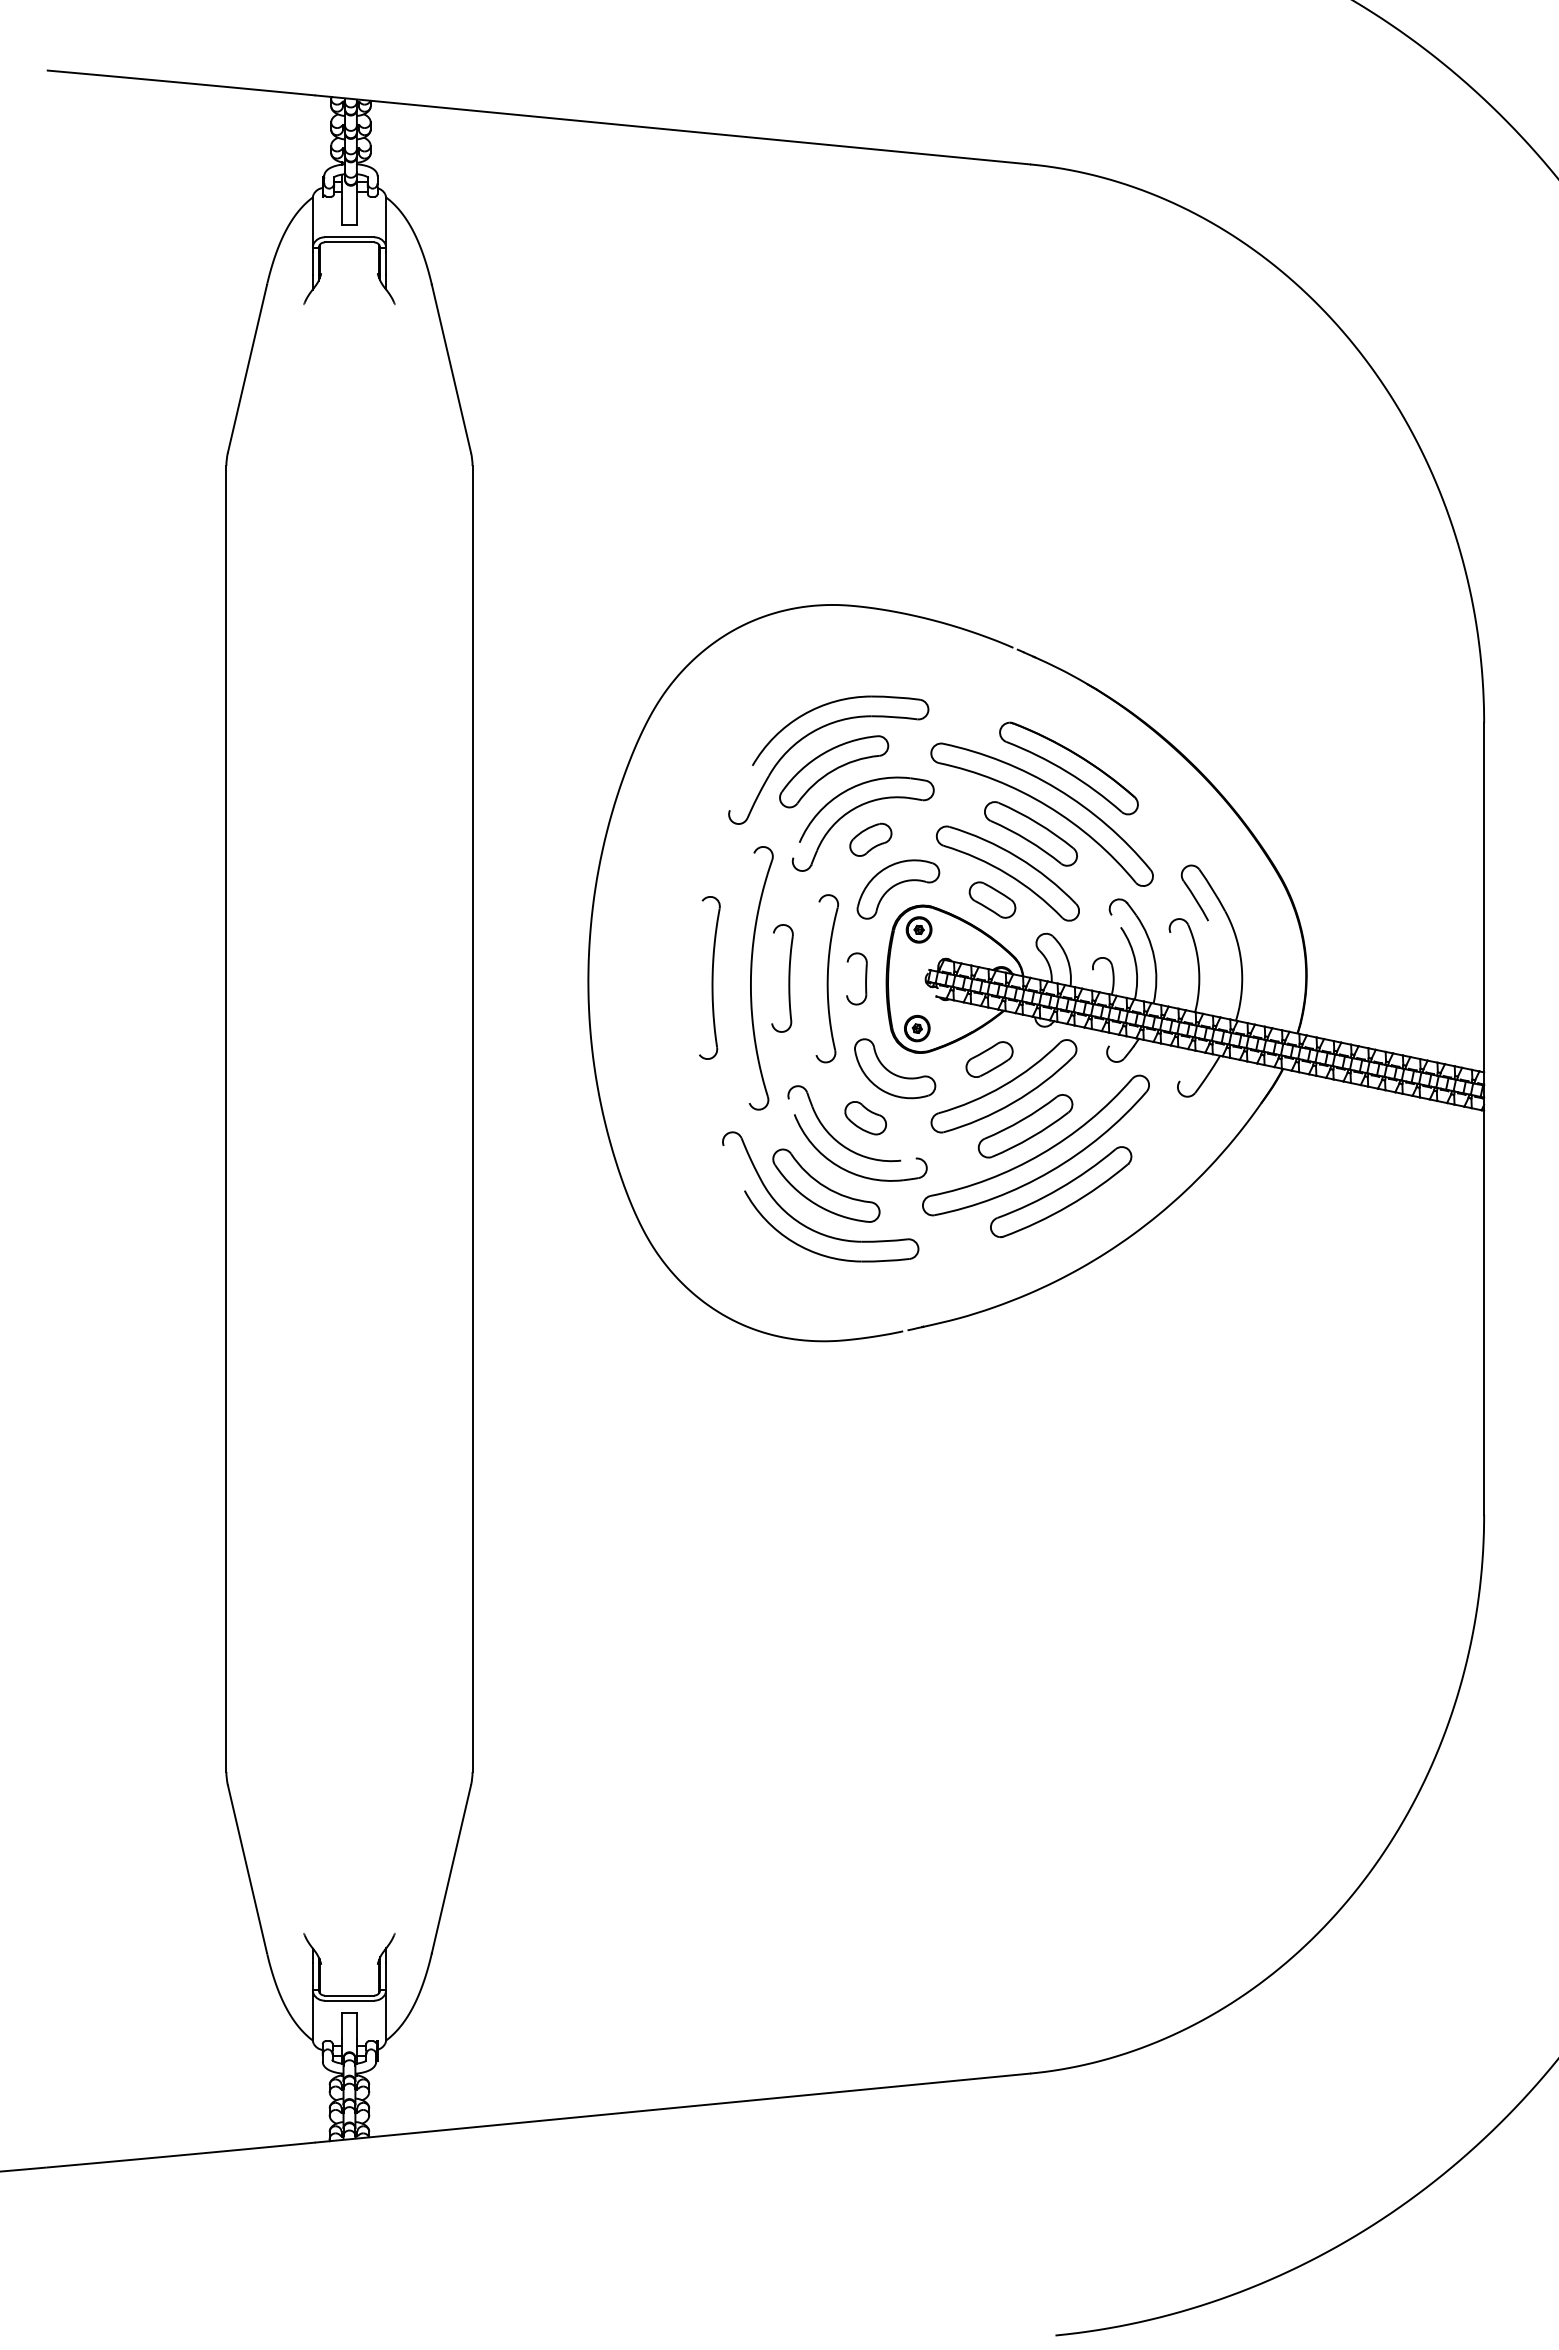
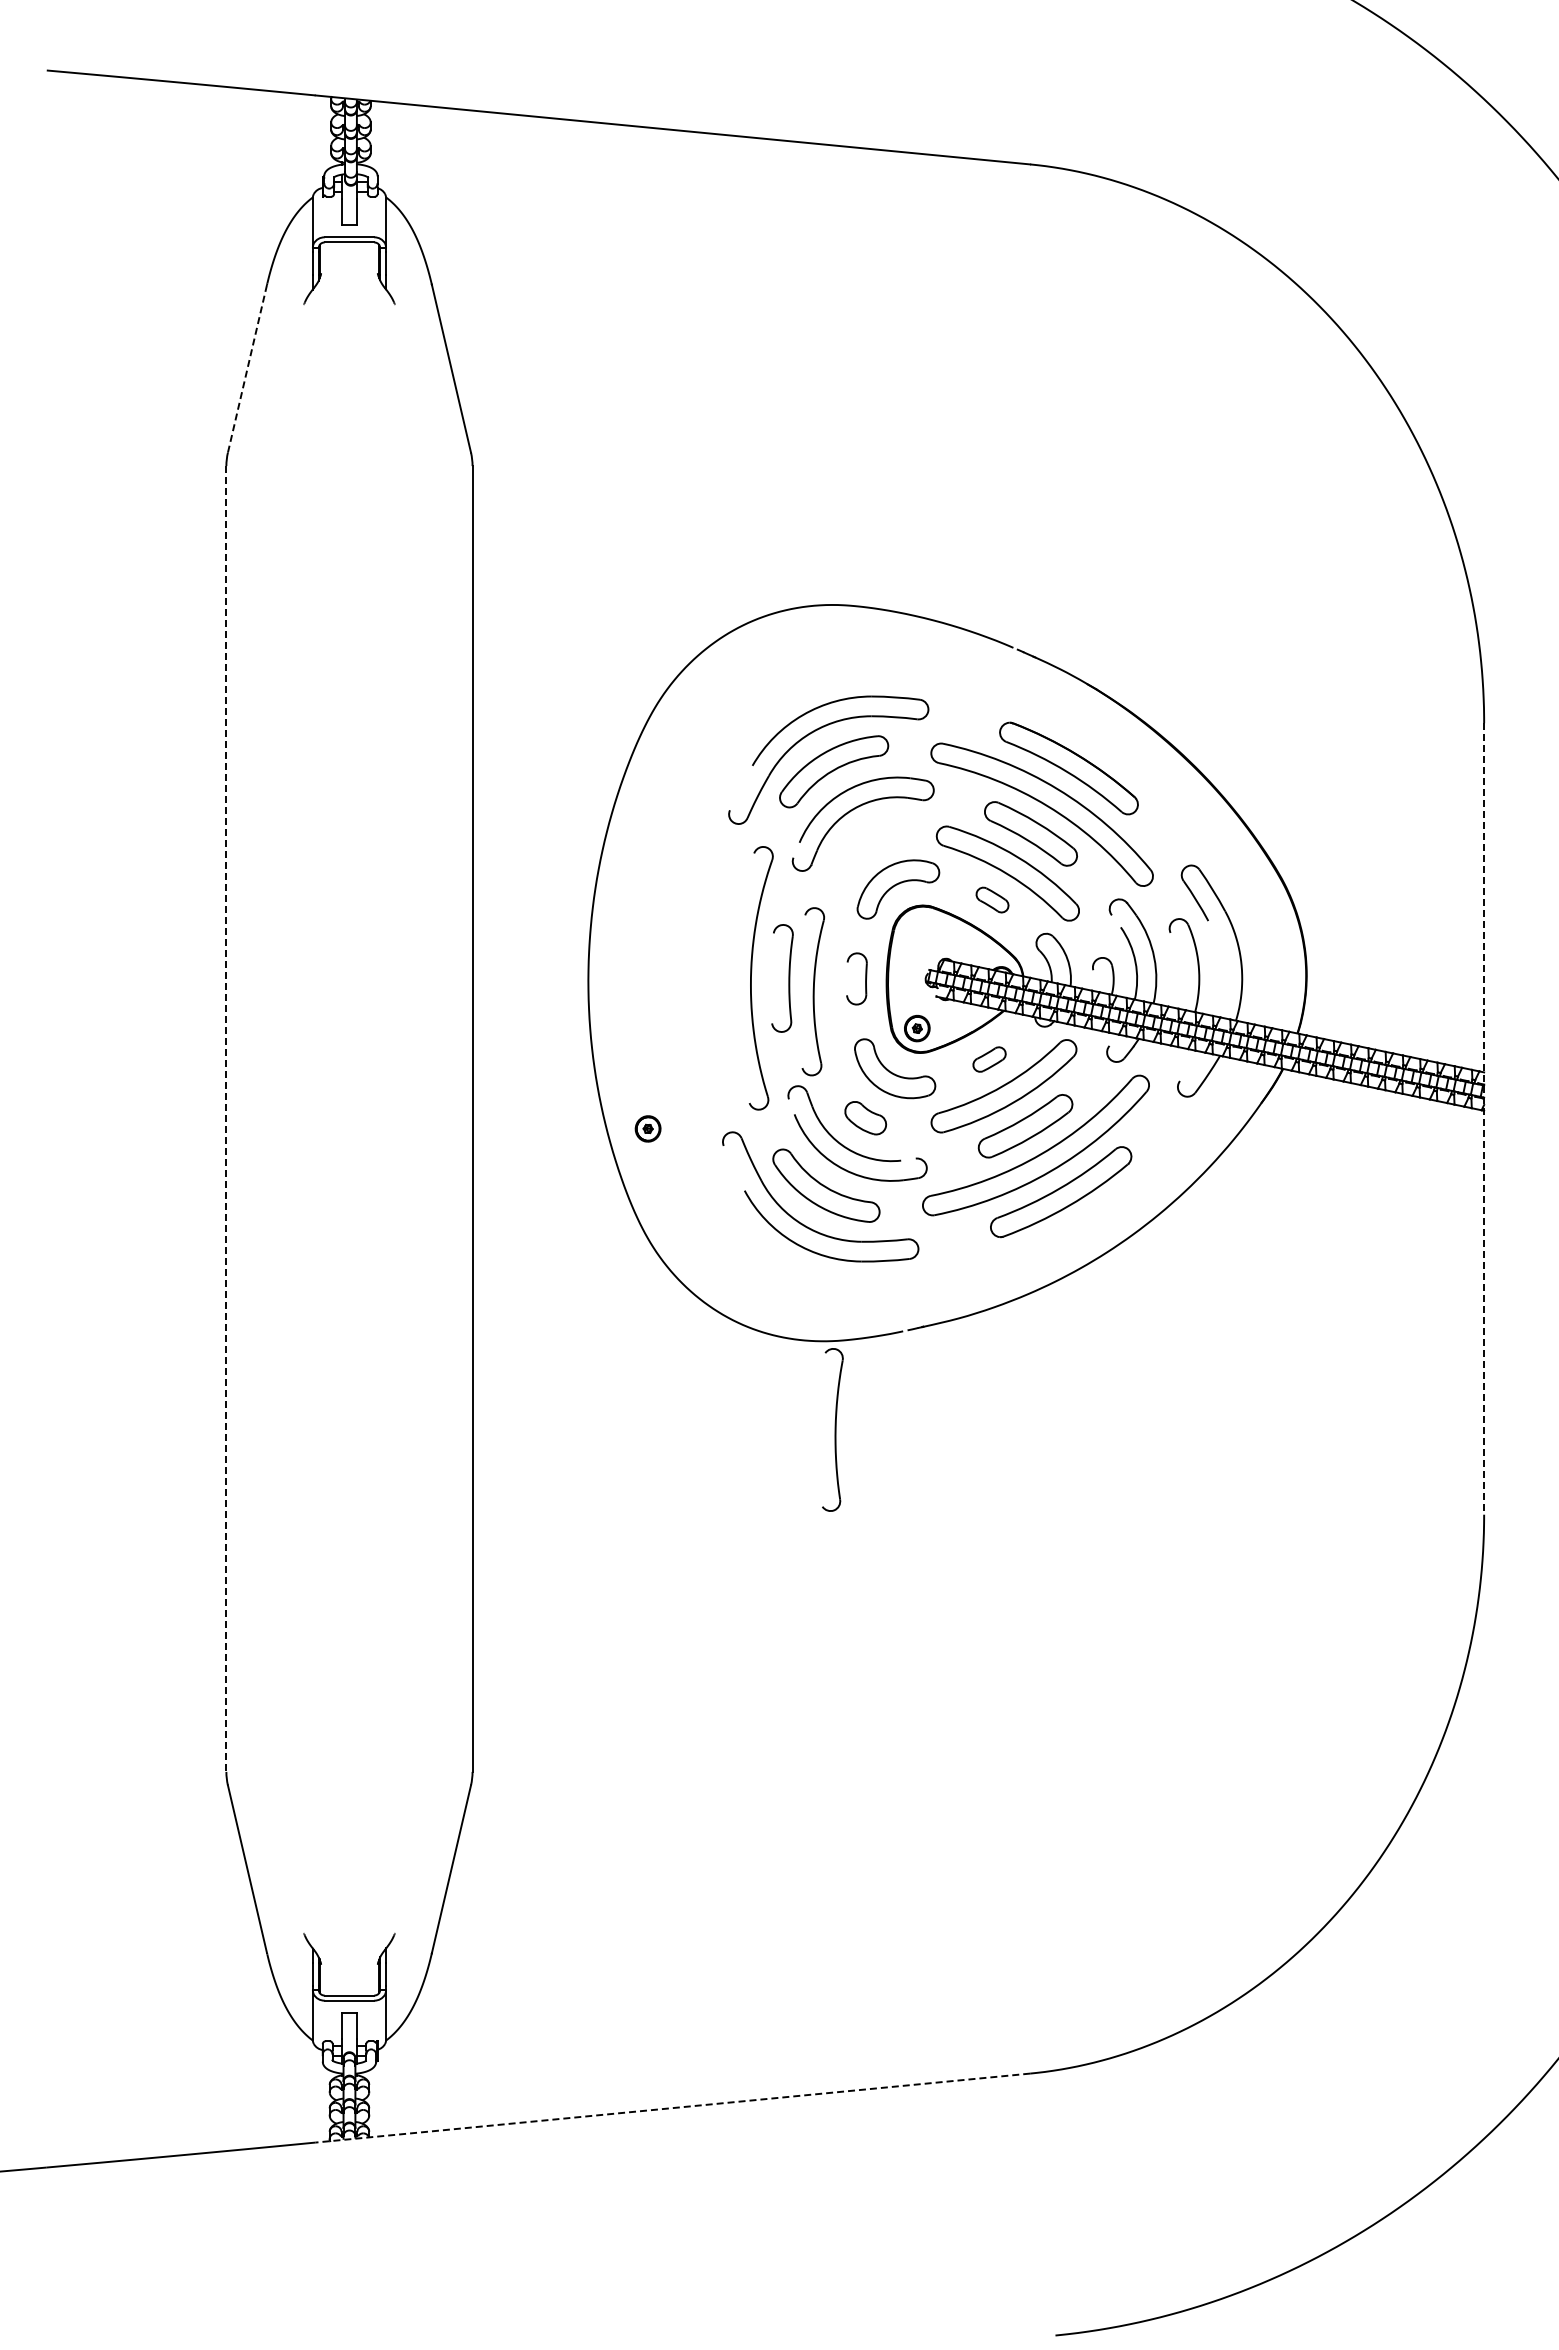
line: solid -> dashed (247, 369)
part: present -> none (870, 839)
part size: 49x38 px -> 35x28 px (992, 899)
part position: (918, 929) -> (647, 1128) (647, 1128)
part position: (709, 977) -> (832, 1429) (832, 1429)
part position: (826, 978) -> (812, 991) (812, 991)
part size: 49x37 px -> 35x27 px (989, 1059)
line: solid -> dashed (226, 1119)
line: solid -> dashed (1484, 1119)
line: solid -> dashed (672, 2108)
